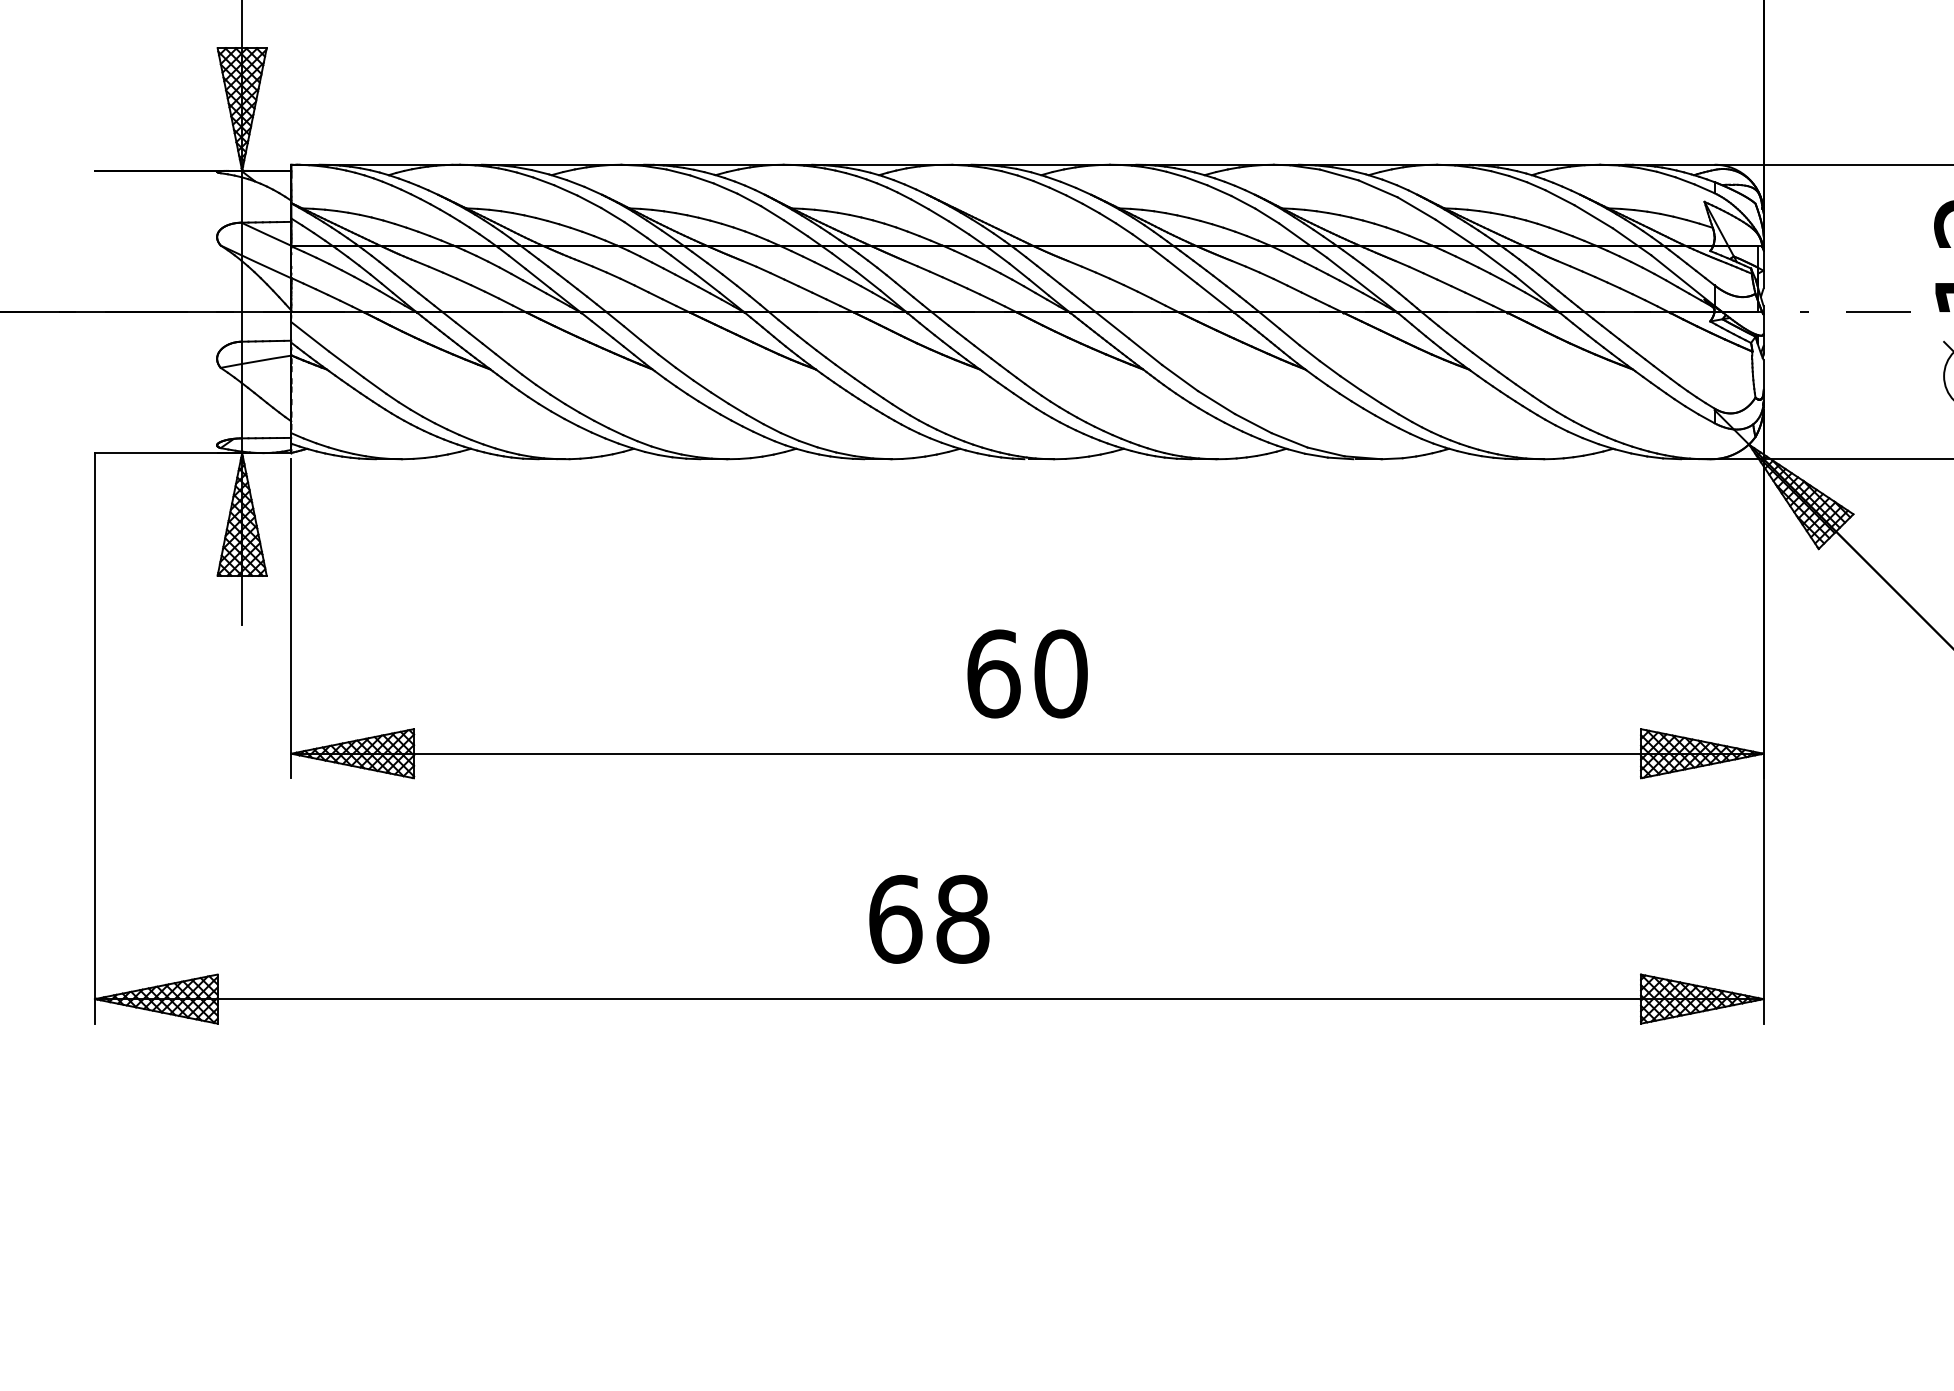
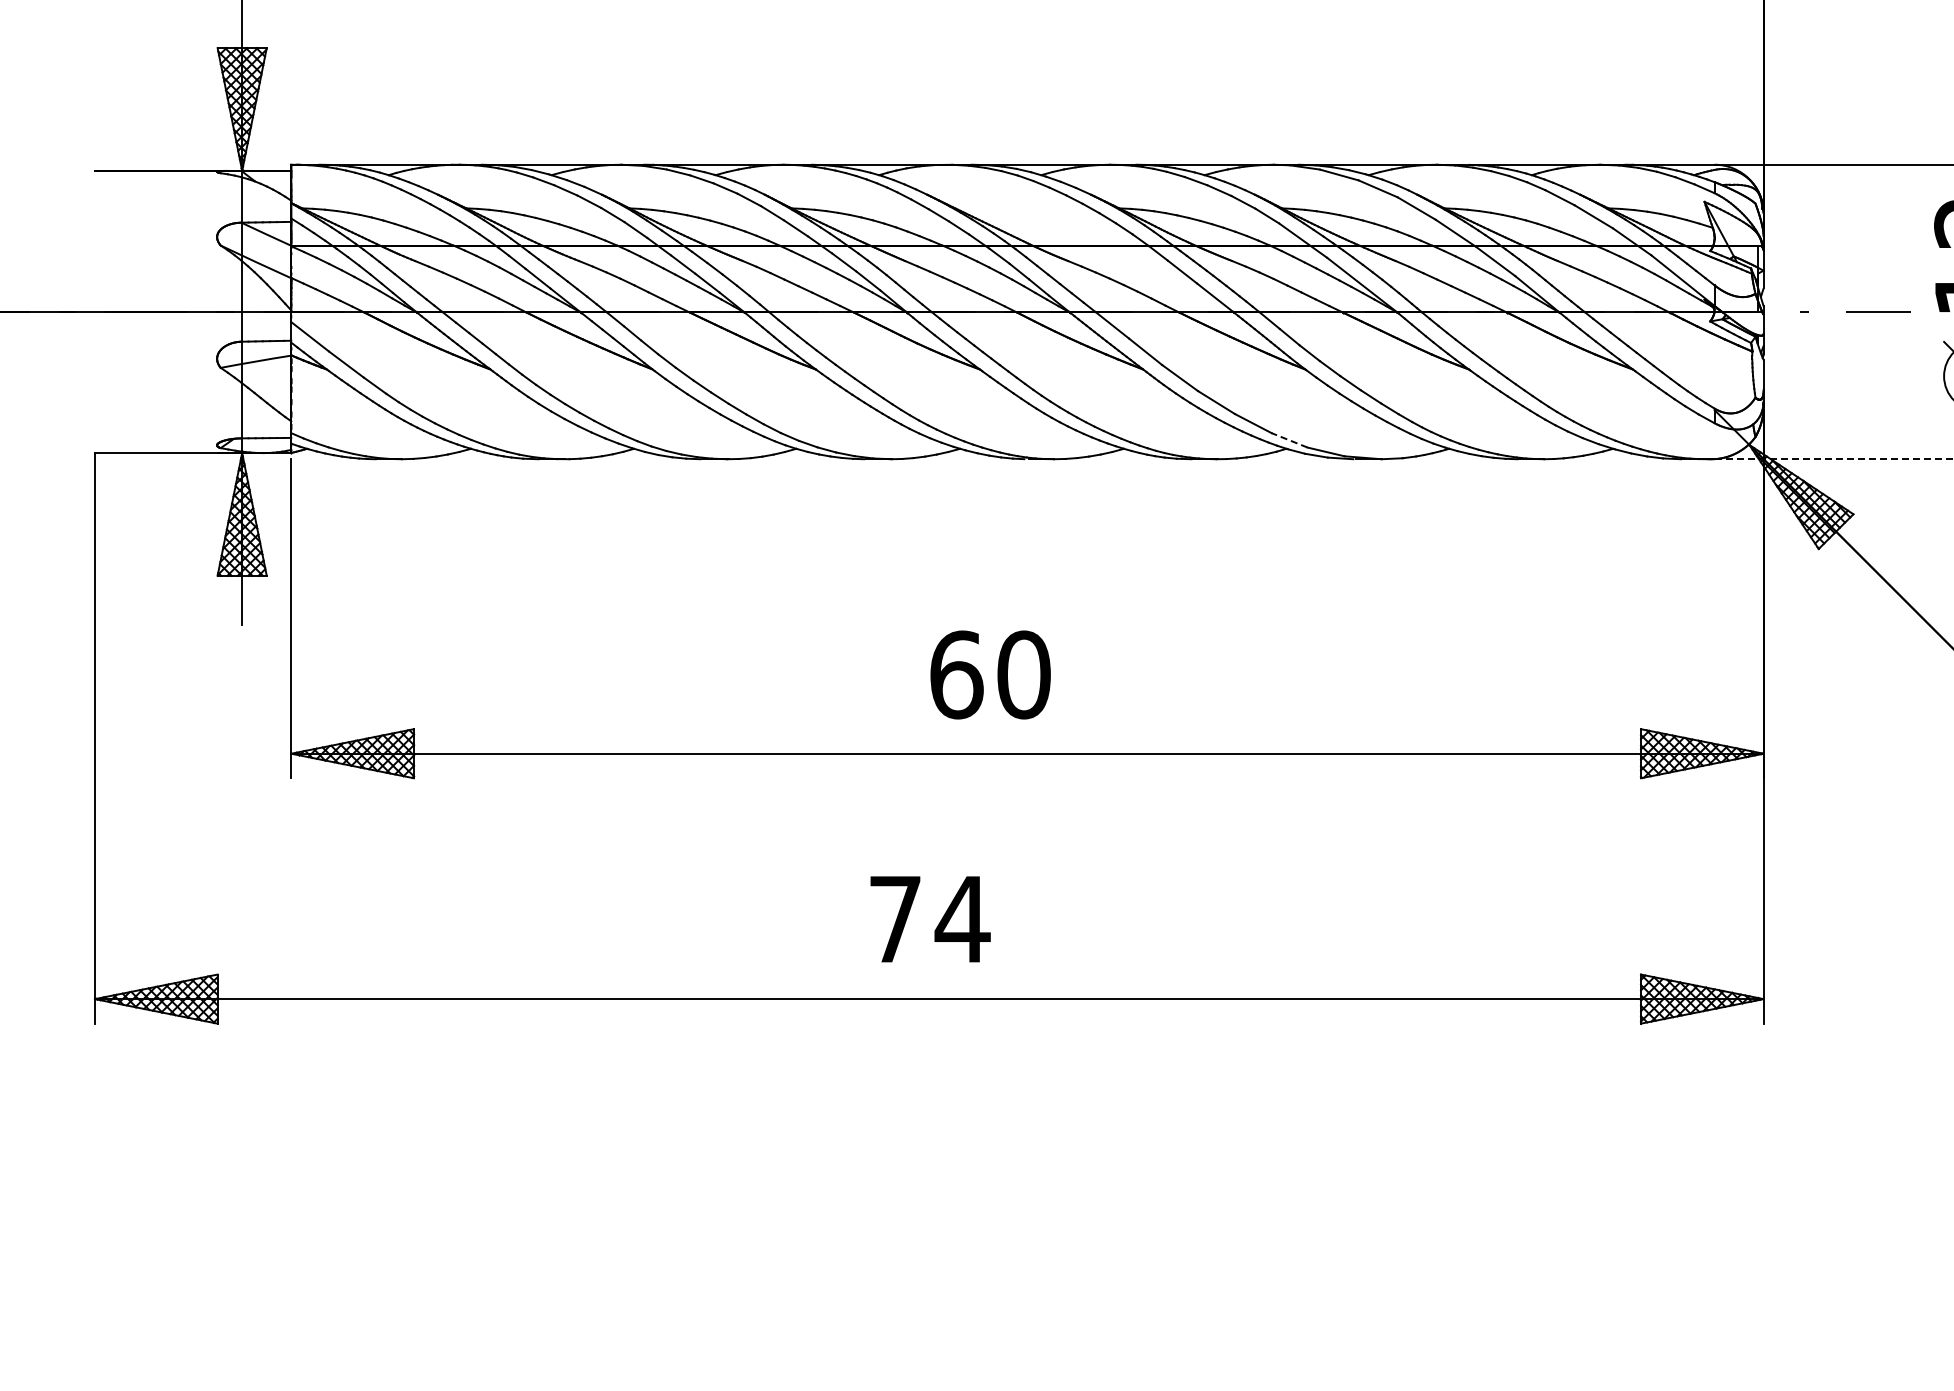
line: solid -> dashed (1289, 440)
line: solid -> dashed (1834, 459)
text position: (1027, 673) -> (990, 674) (990, 674)
text: 68 -> 74 (929, 918)
